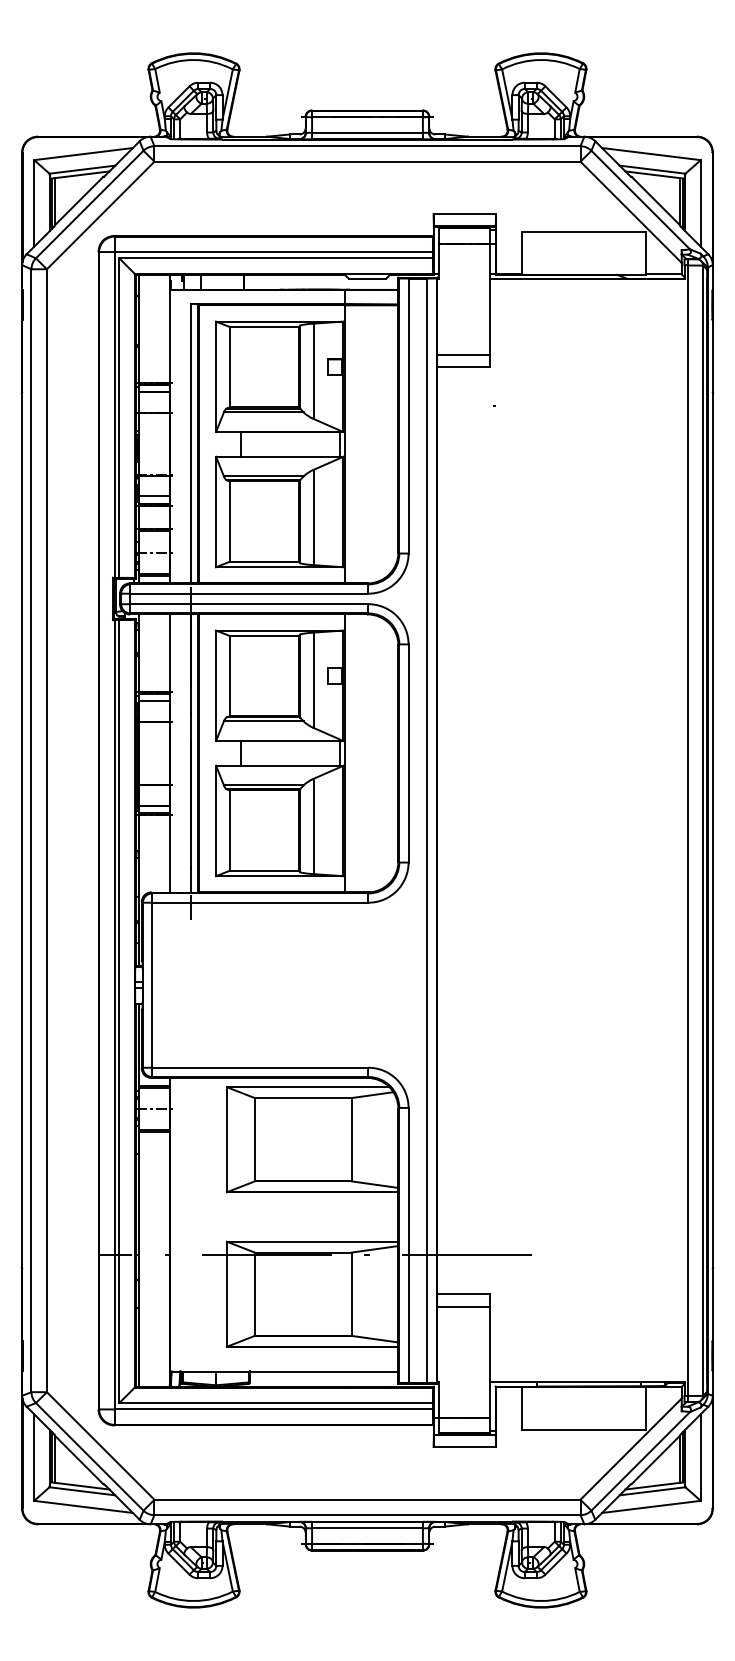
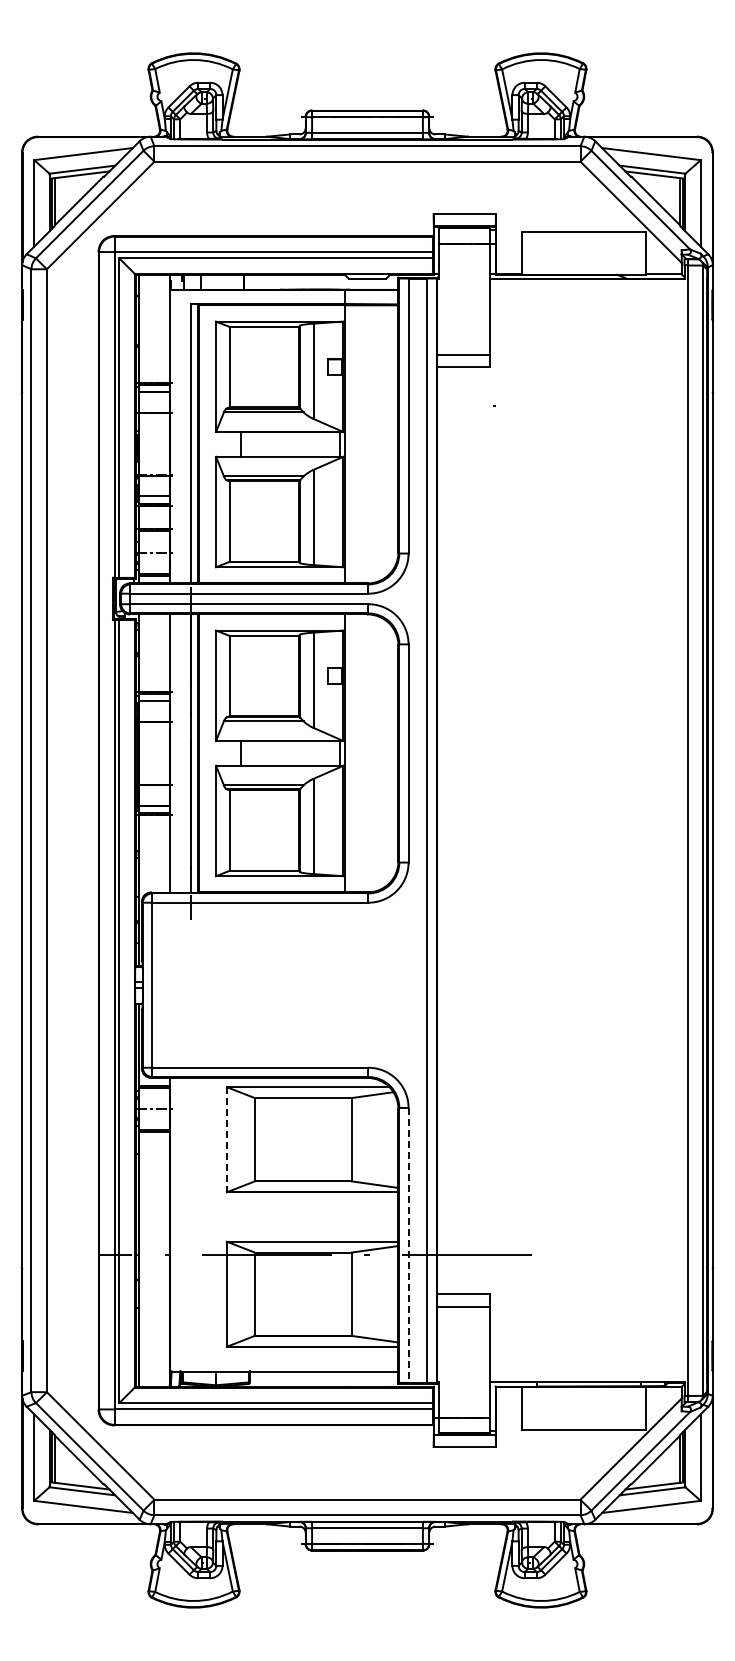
line: solid -> dashed (226, 1139)
line: solid -> dashed (408, 1245)
